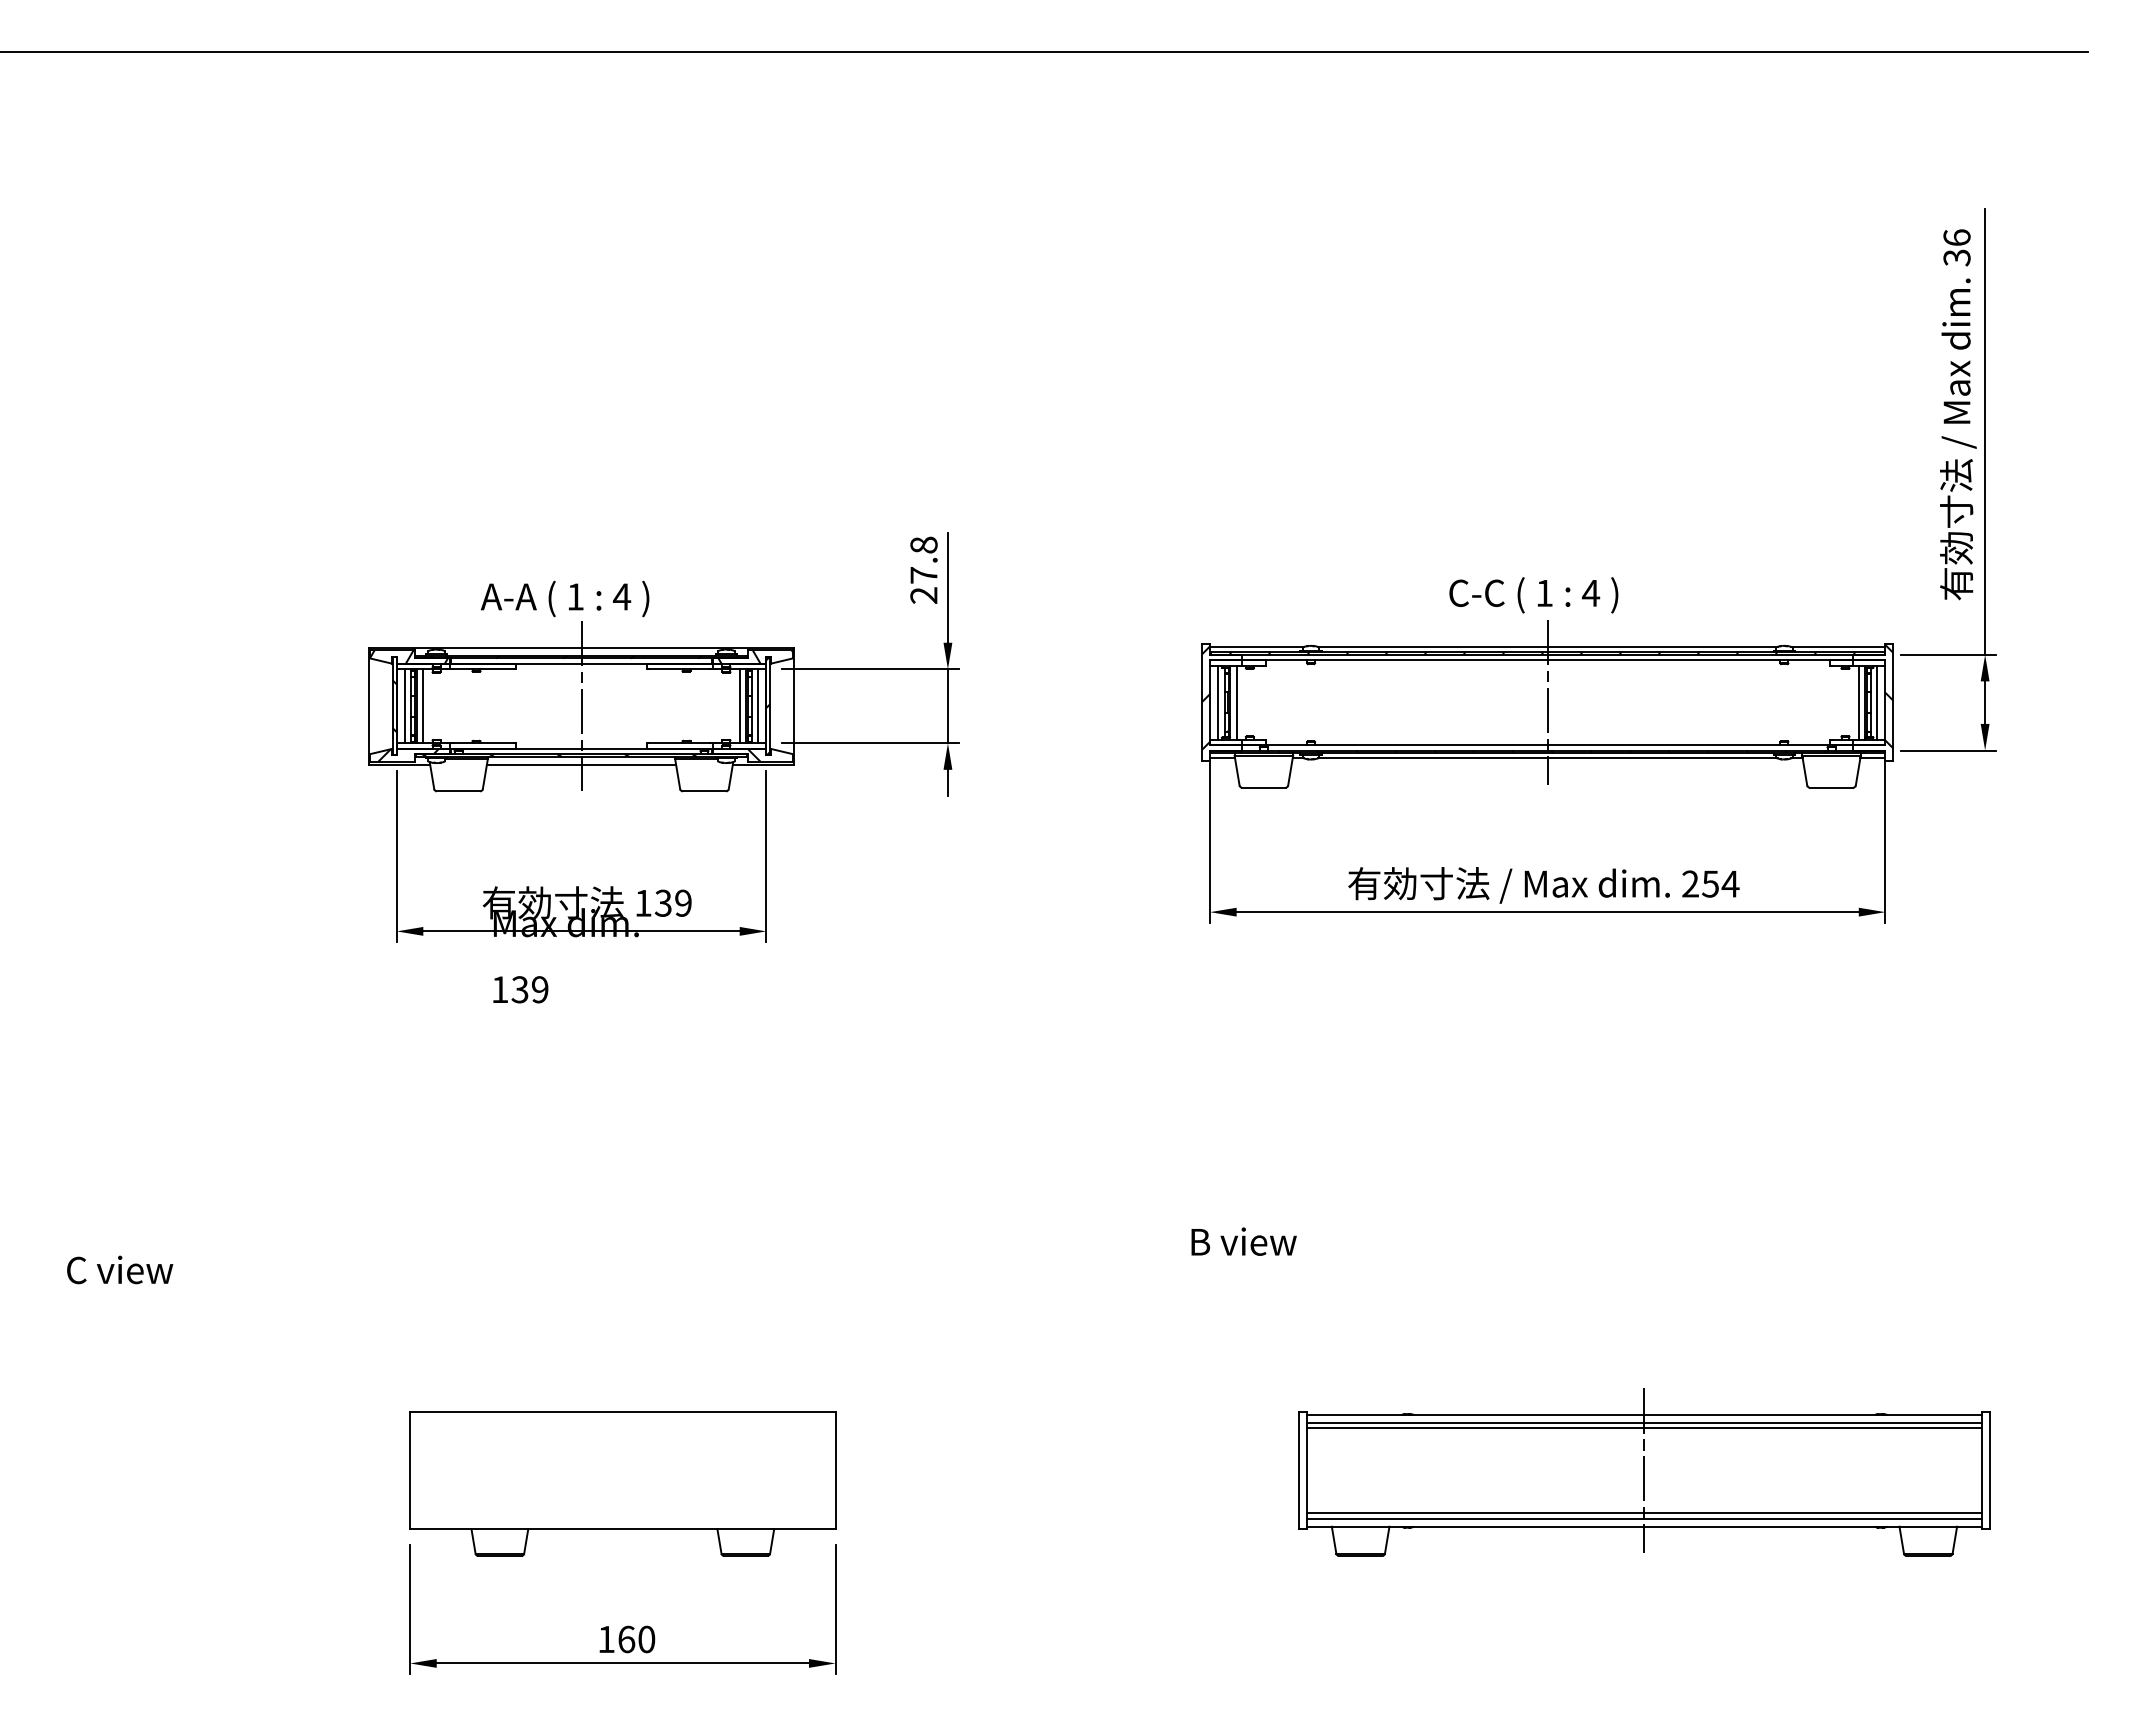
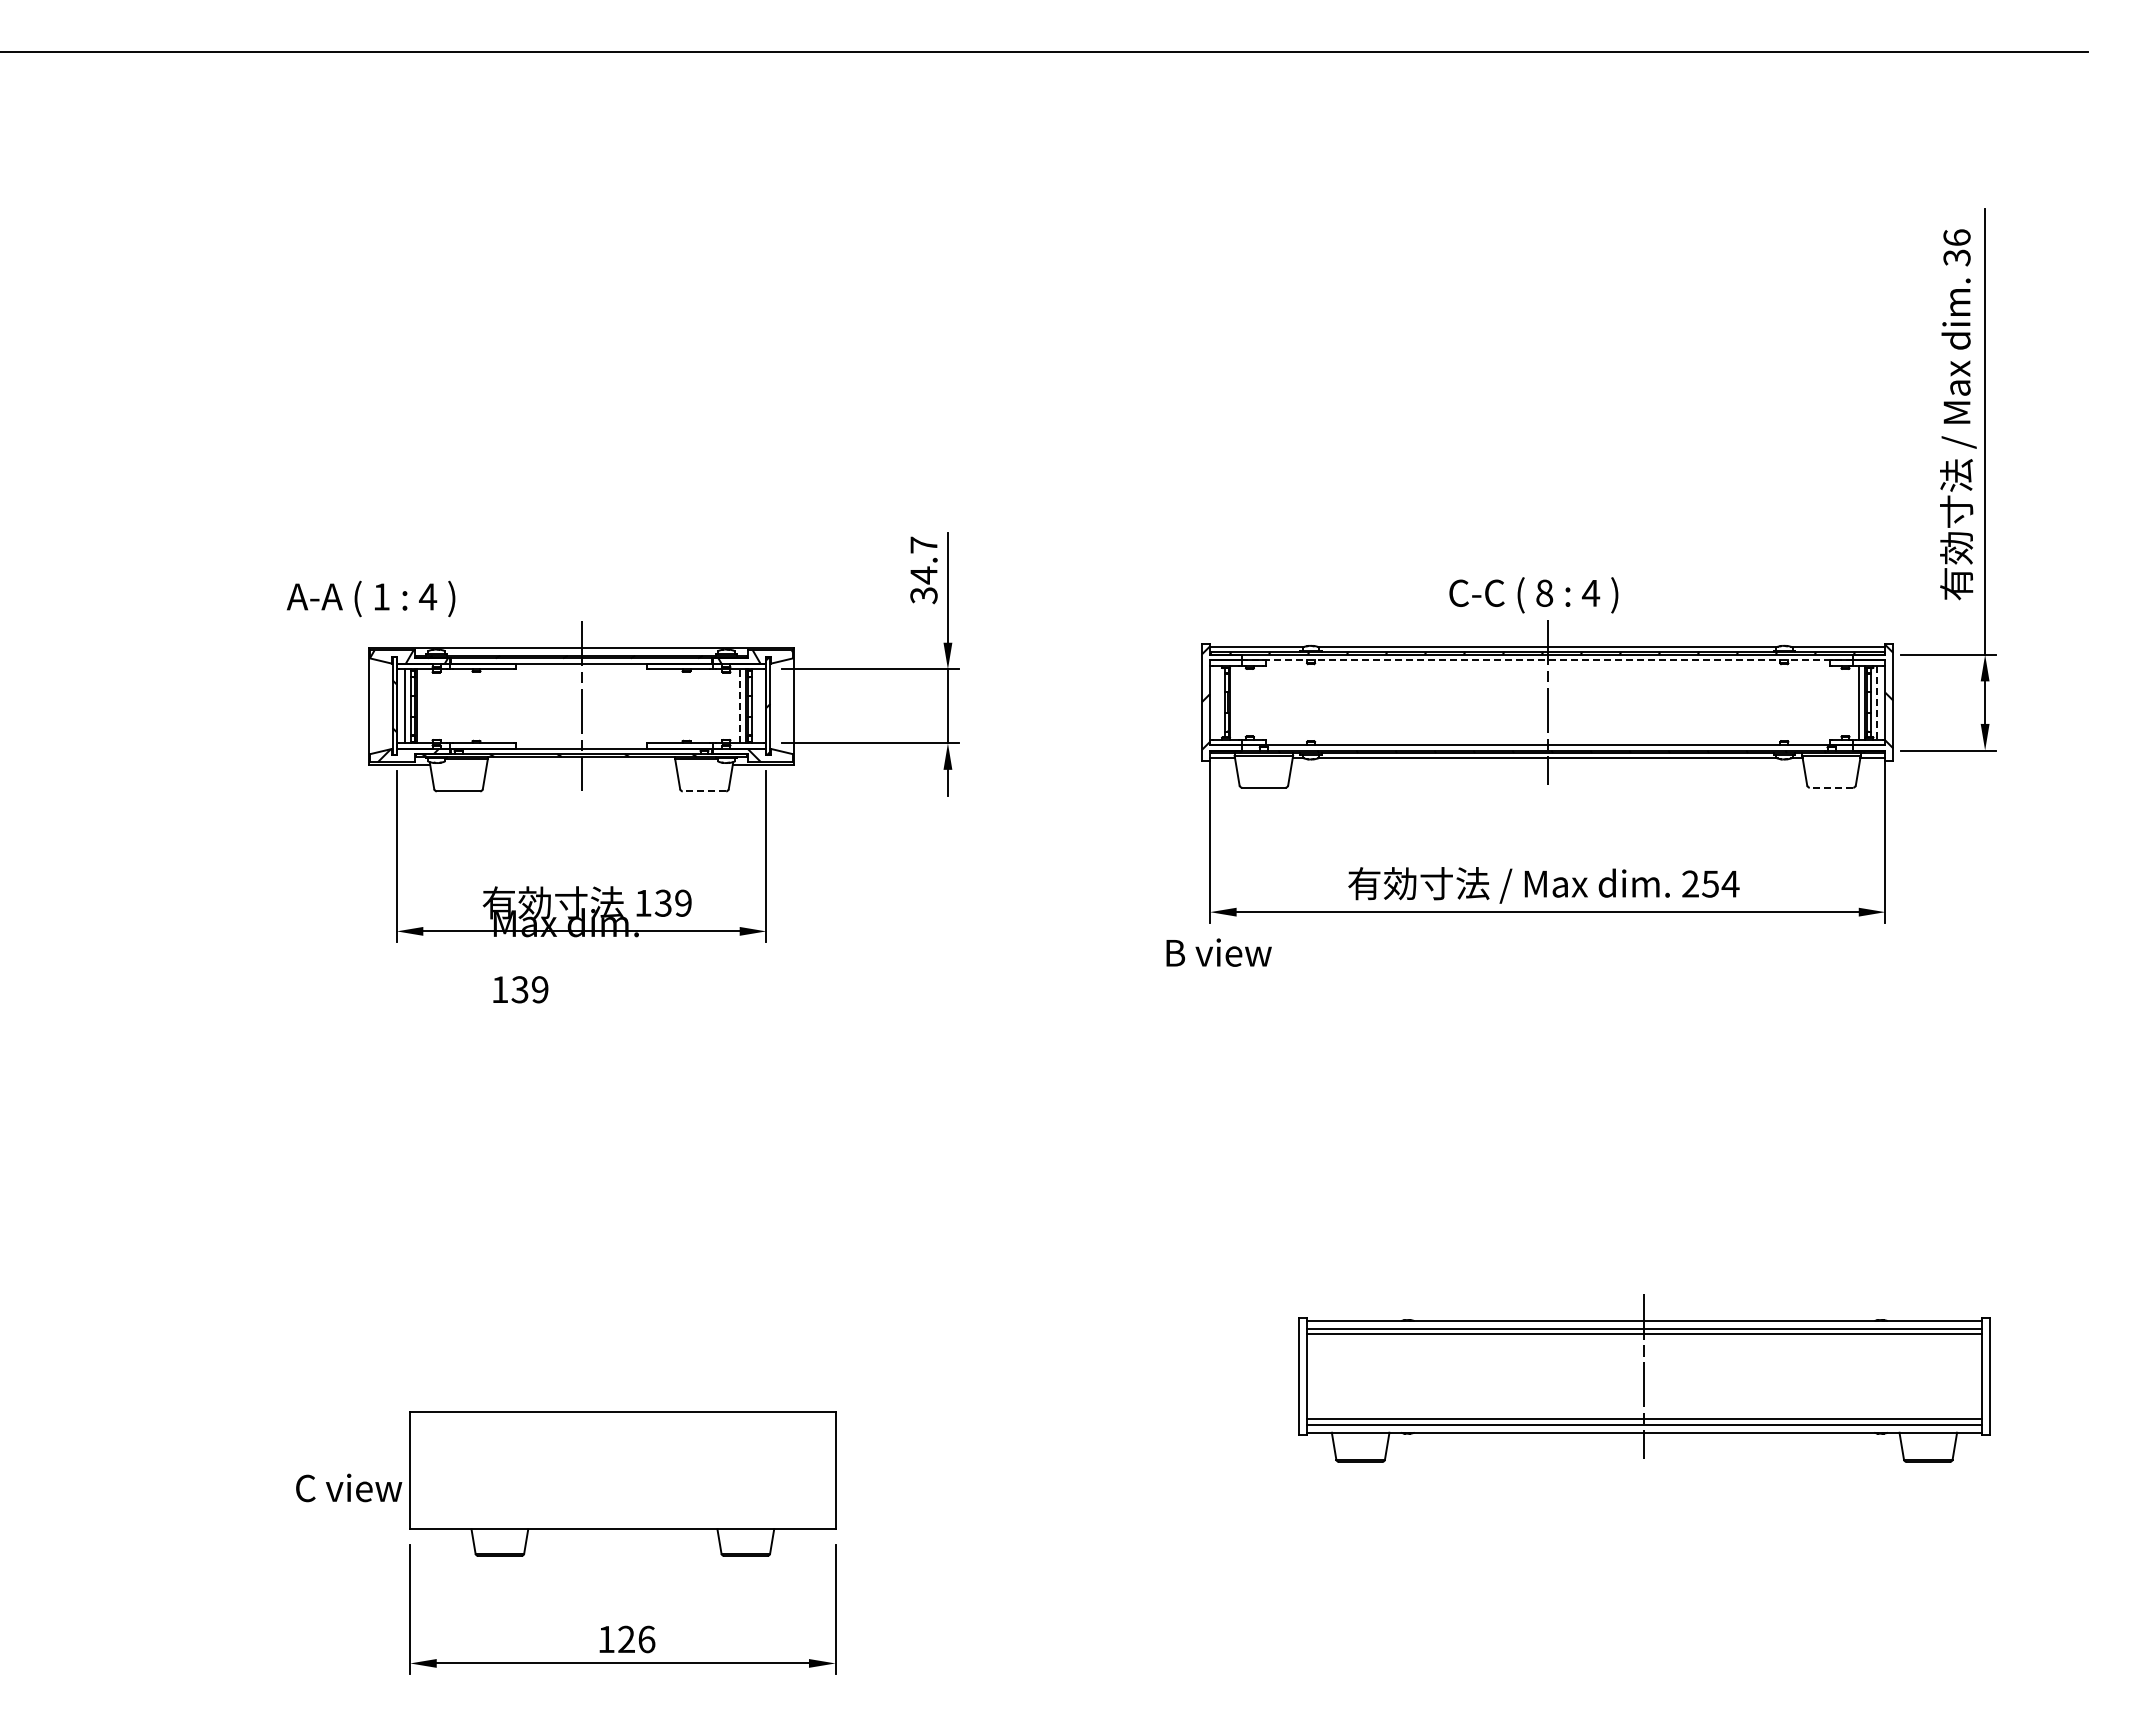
text: 27.8 -> 34.7 (923, 570)
text: 1 -> 8 (1544, 592)
text position: (565, 598) -> (371, 598) (371, 598)
line: solid -> dashed (1547, 660)
line: present -> none (1218, 702)
line: present -> none (1236, 702)
line: solid -> dashed (1877, 702)
line: present -> none (423, 706)
line: solid -> dashed (739, 706)
line: present -> none (758, 706)
line: present -> none (581, 764)
line: solid -> dashed (1831, 787)
line: solid -> dashed (704, 791)
text position: (1243, 1241) -> (1218, 952) (1218, 952)
text position: (120, 1269) -> (349, 1487) (349, 1487)
part position: (1644, 1472) -> (1644, 1378) (1644, 1378)
text: 160 -> 126 (636, 1639)
